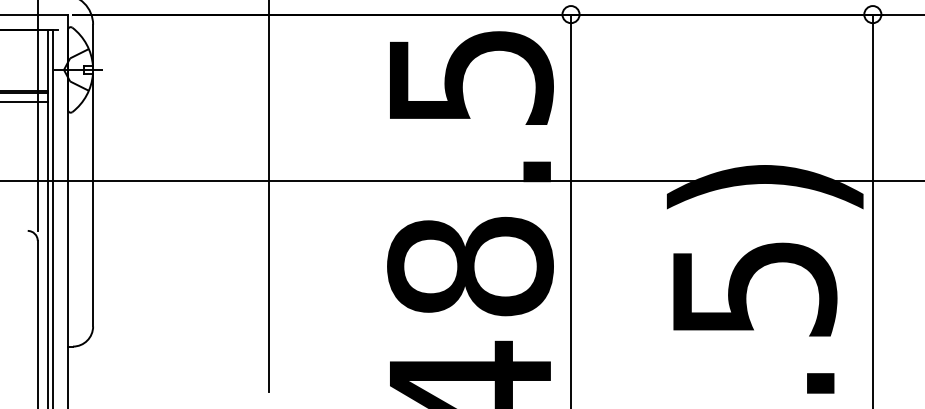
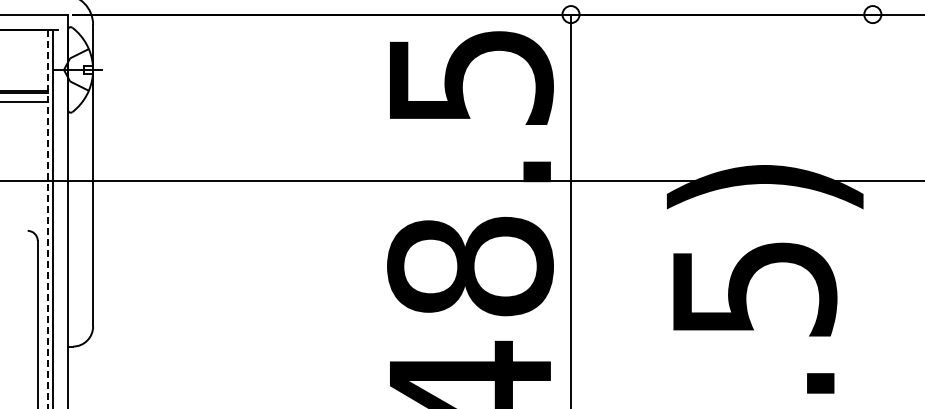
line: present -> none (37, 116)
line: present -> none (269, 196)
line: present -> none (872, 209)
line: solid -> dashed (47, 219)
